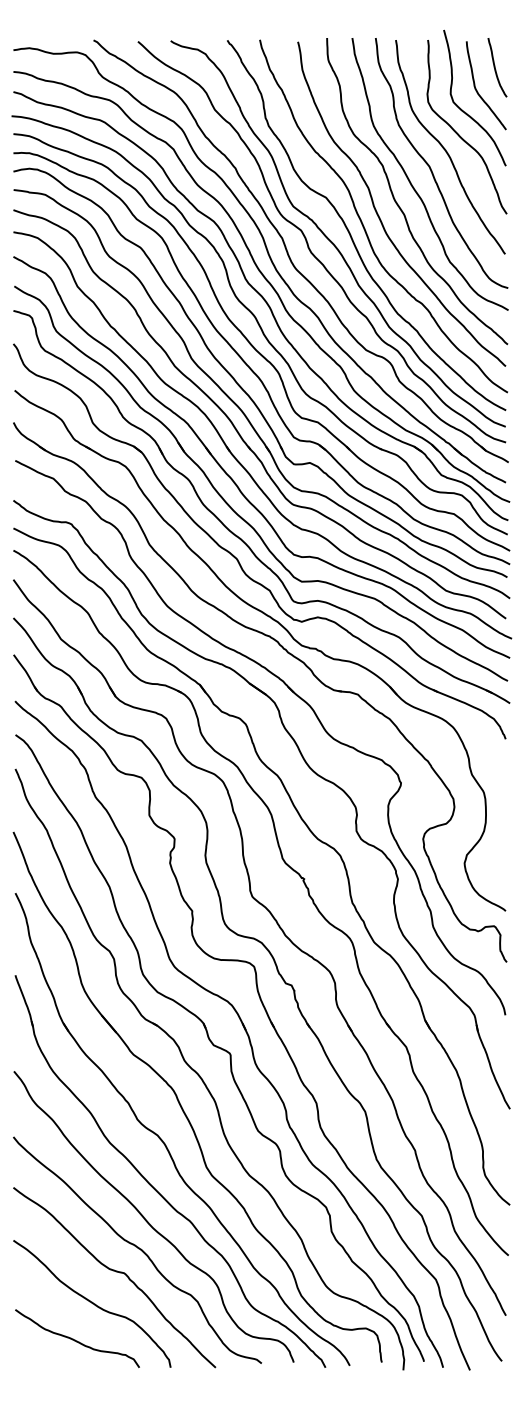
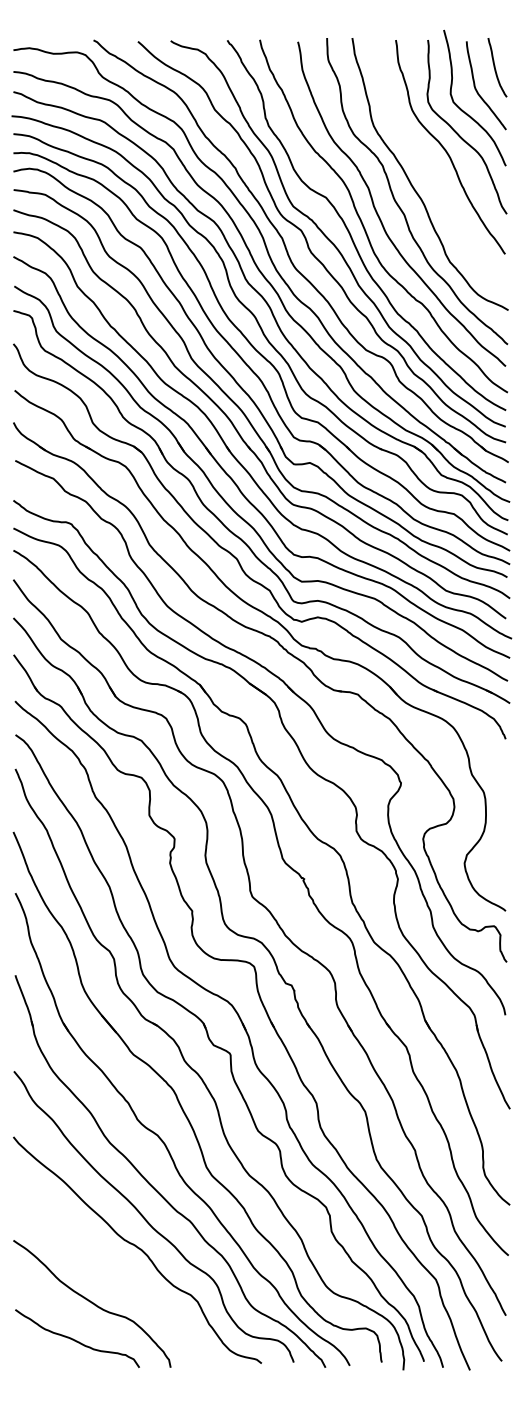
curve: present -> none (431, 168)
curve: present -> none (116, 1272)
